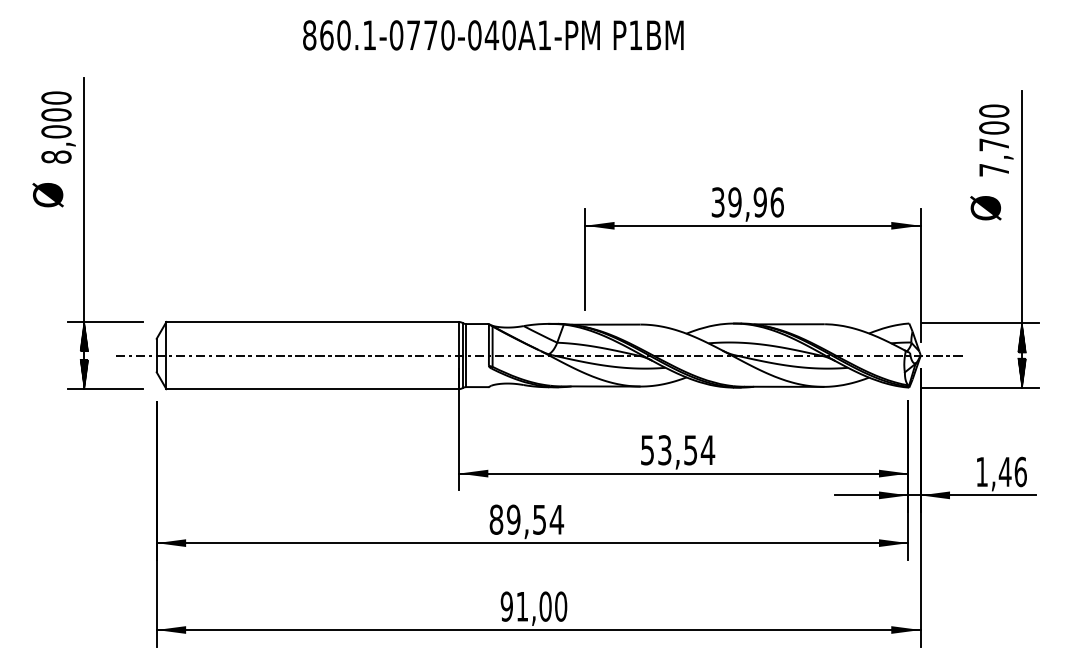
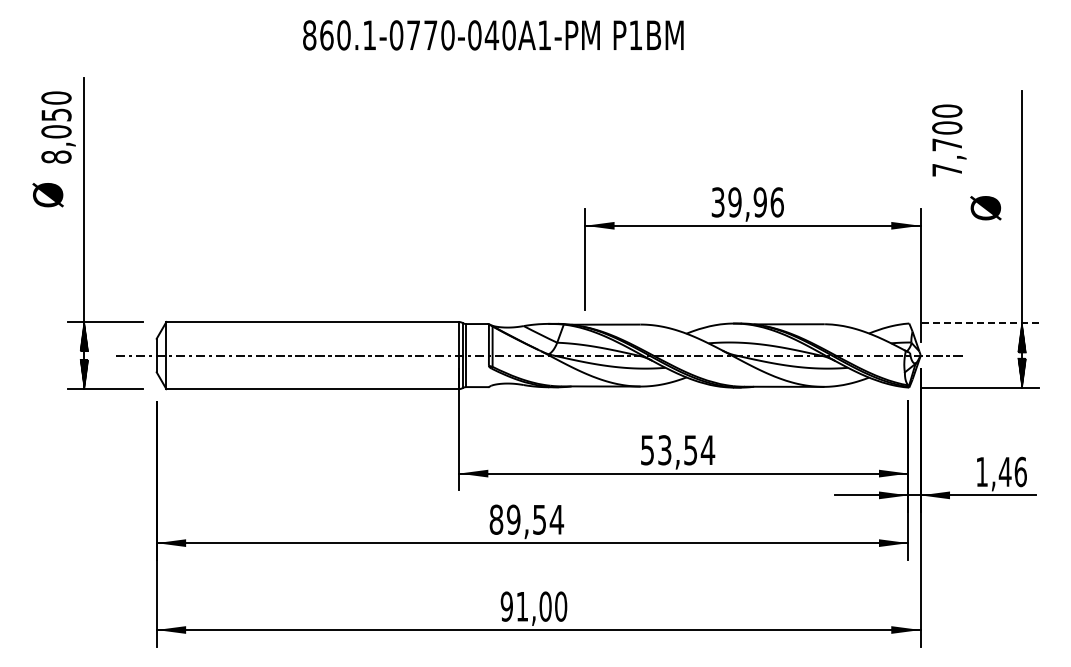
text: 8,000 -> 8,050 (56, 114)
text position: (996, 140) -> (949, 140) (949, 140)
line: solid -> dashed (980, 323)
